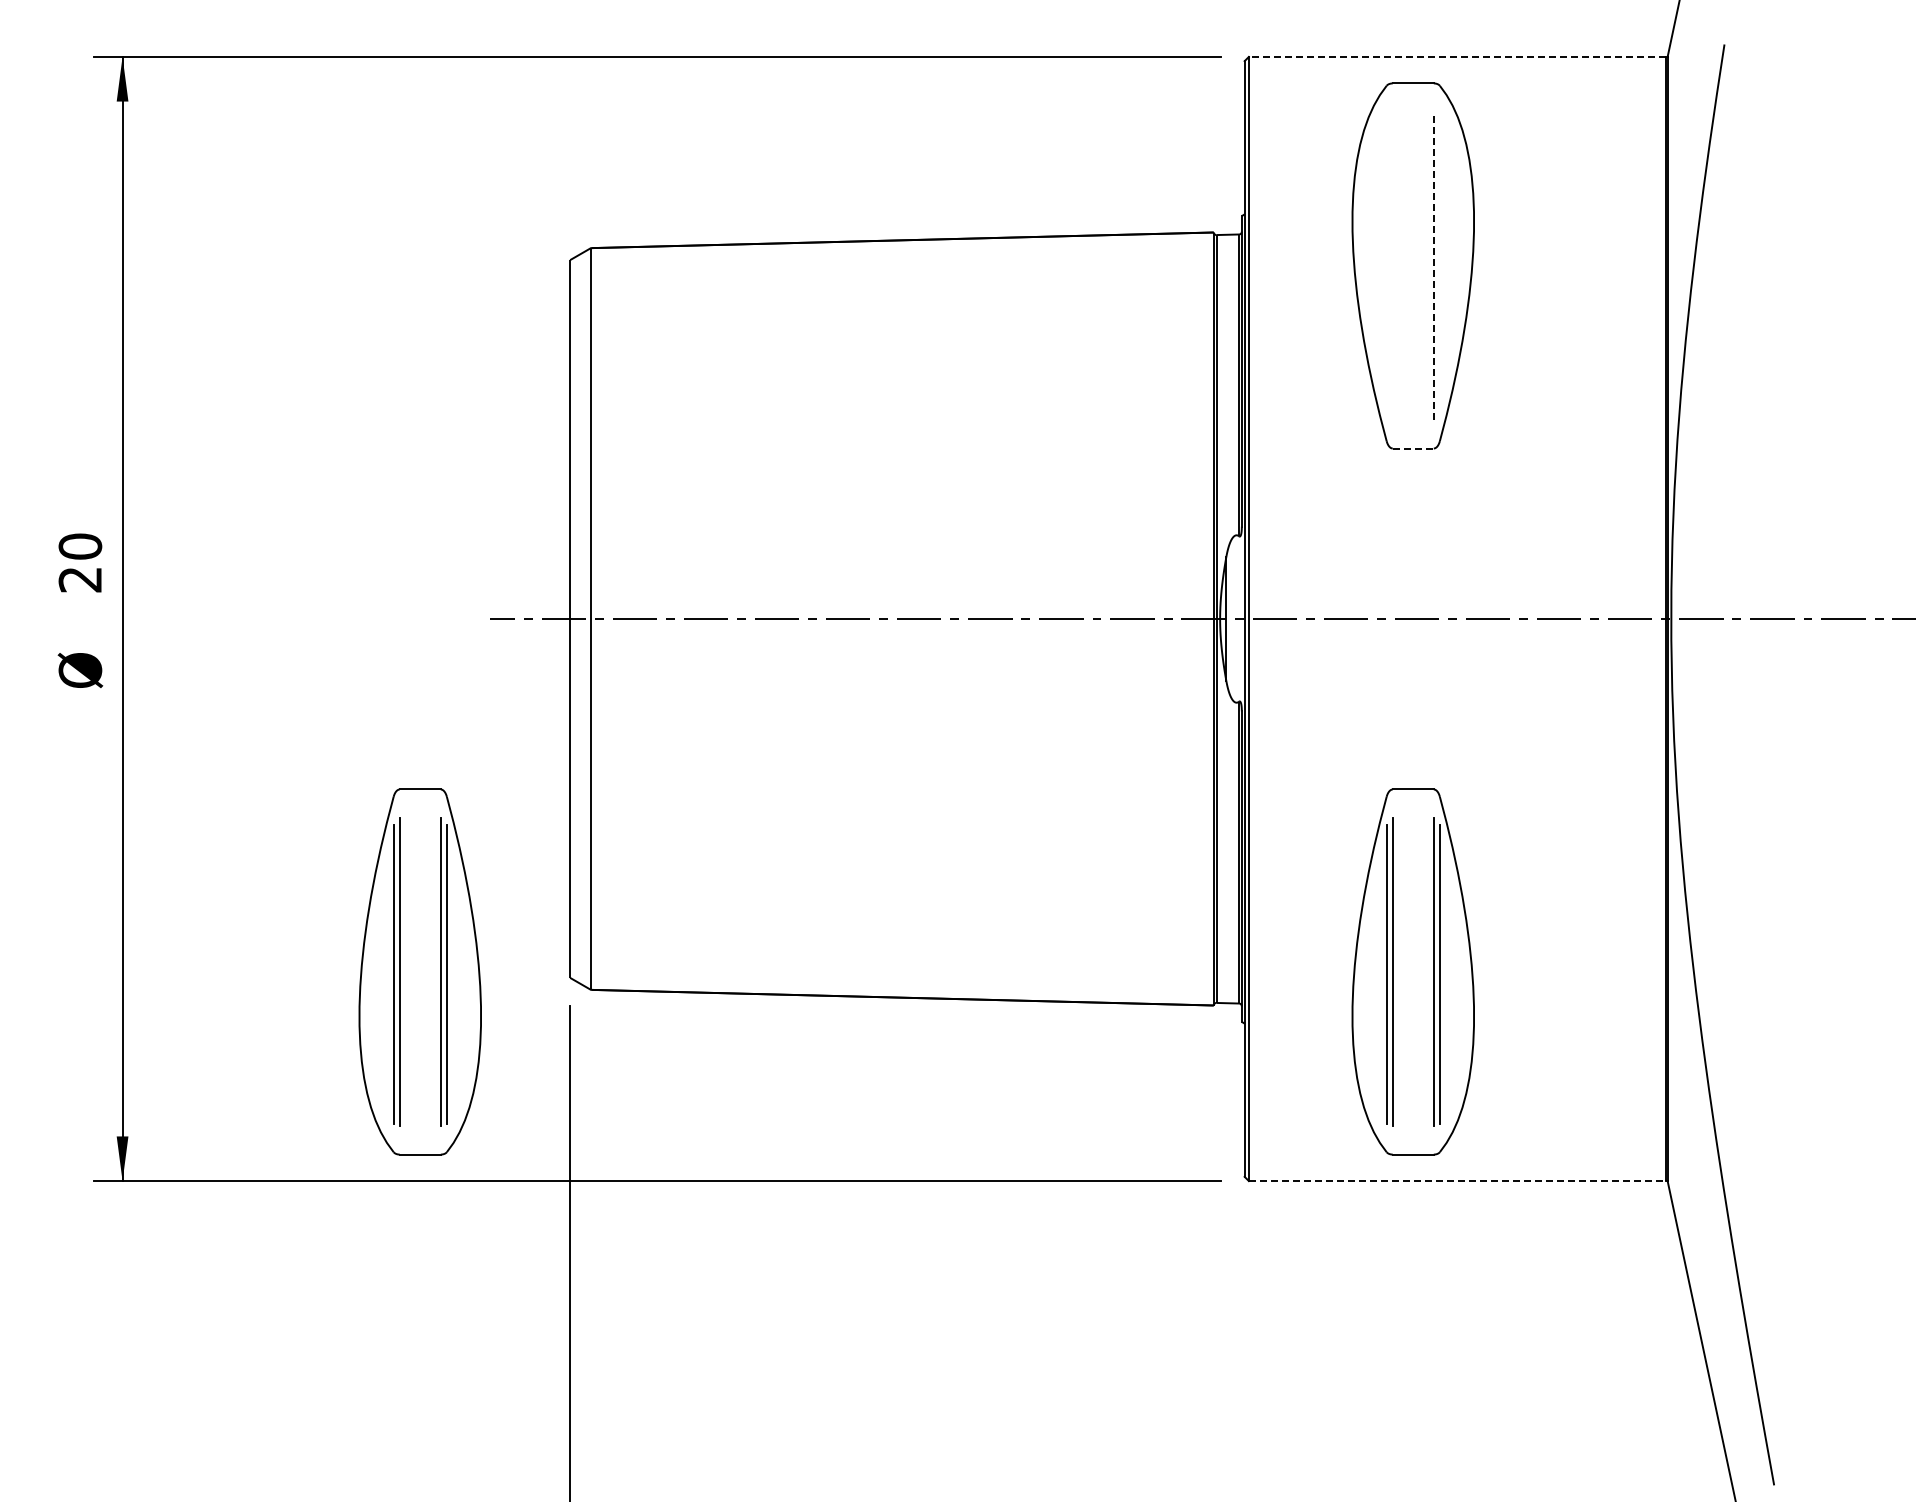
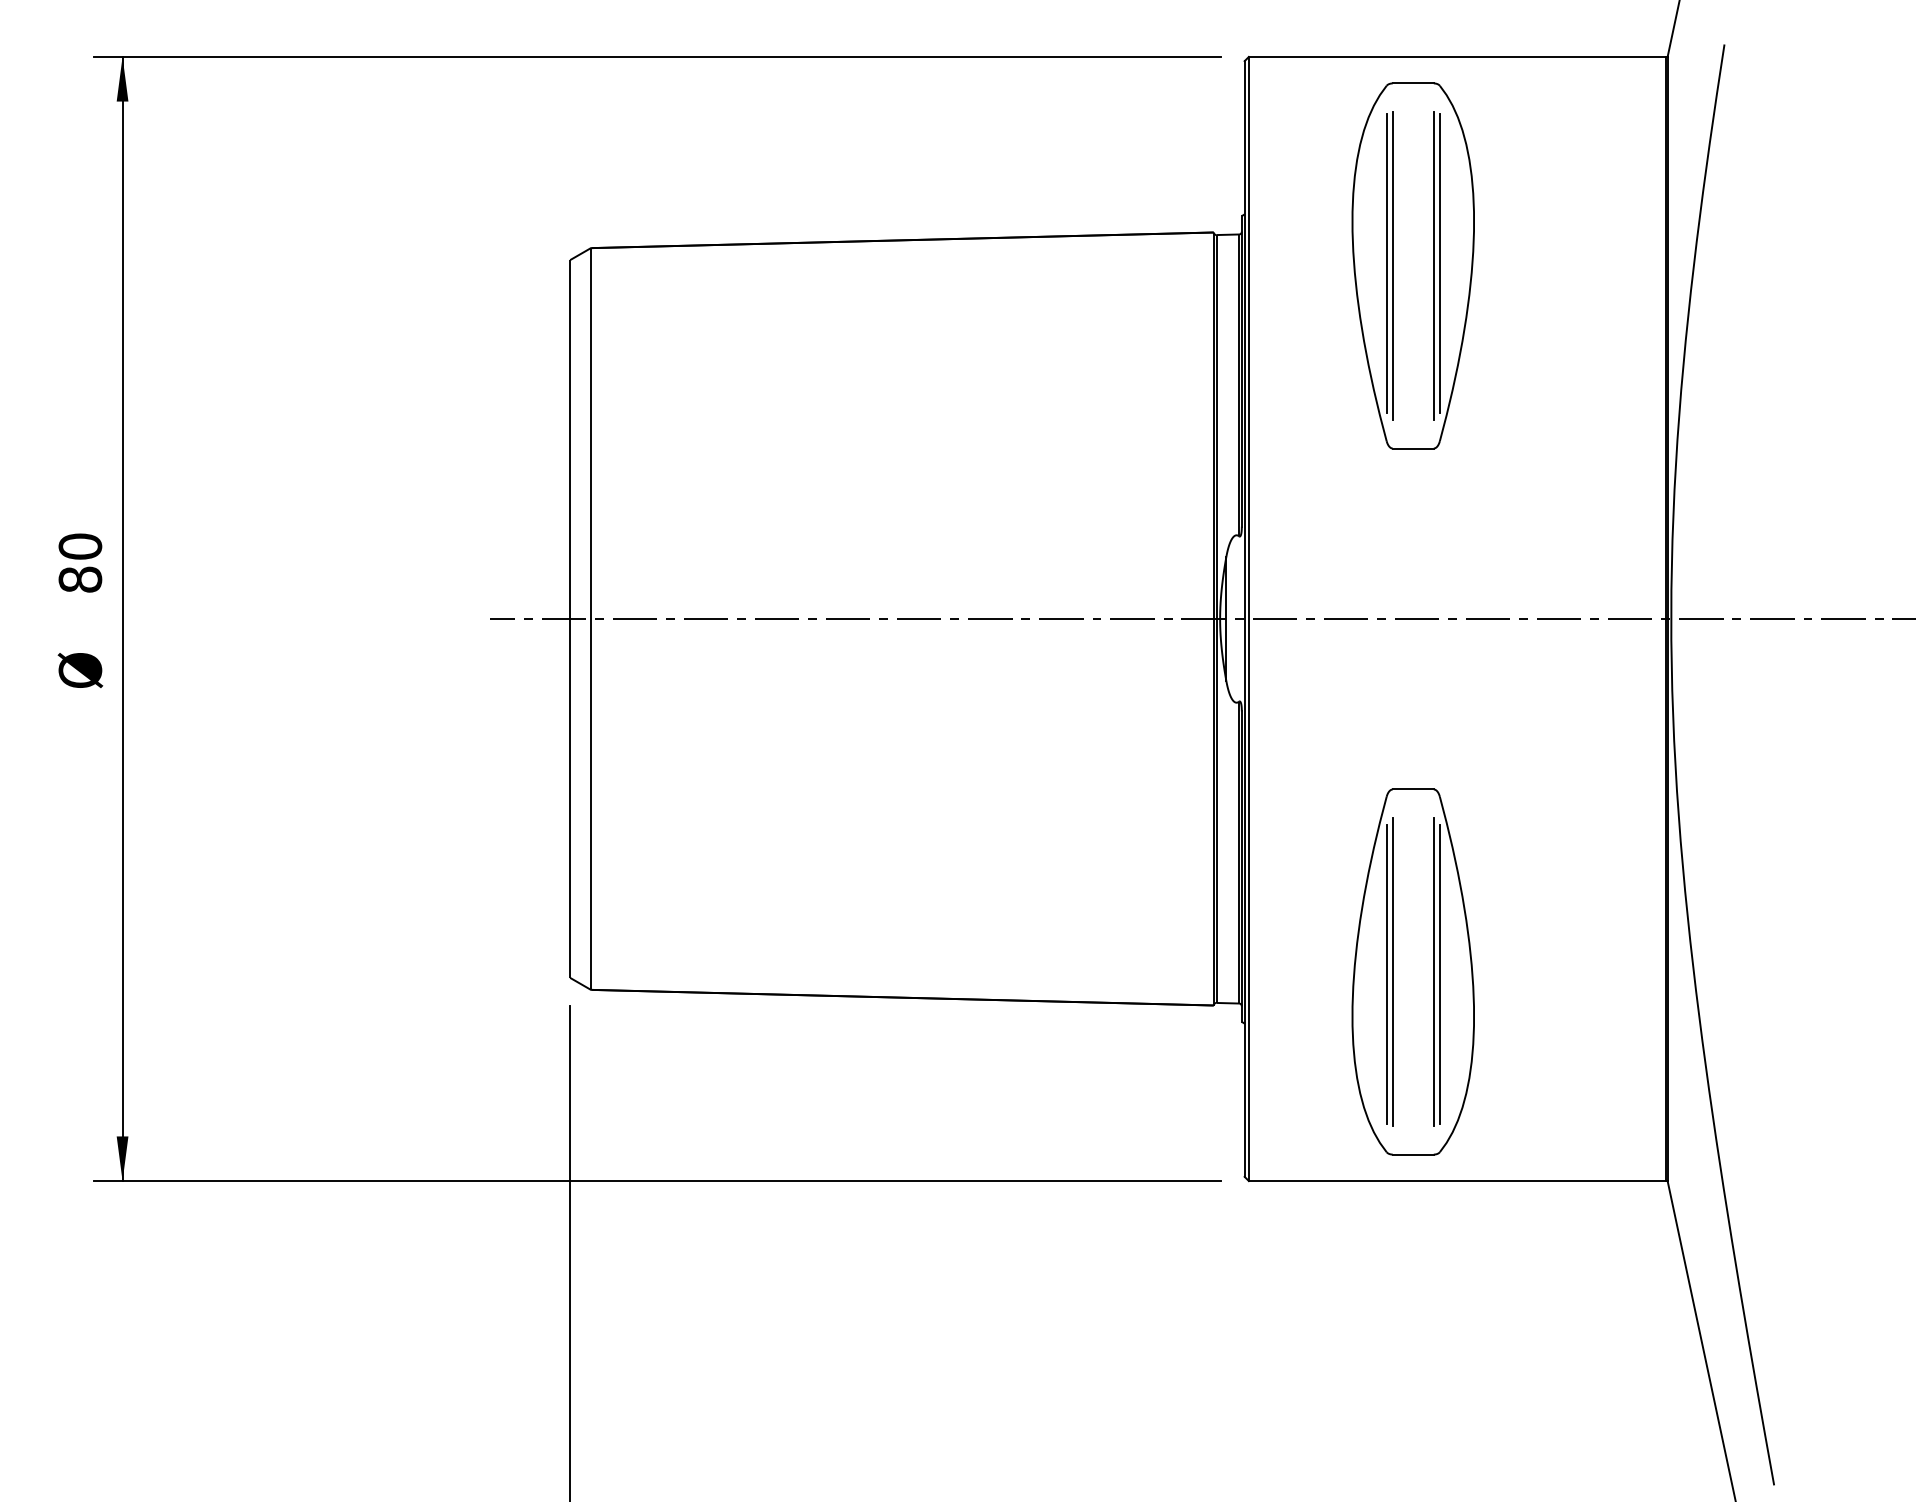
line: dashed -> solid (1457, 56)
line: none -> present (1386, 263)
line: none -> present (1439, 263)
line: none -> present (1392, 265)
line: dashed -> solid (1433, 265)
line: dashed -> solid (1413, 448)
text: 20 -> 80 (80, 579)
part: present -> none (419, 971)
line: dashed -> solid (1457, 1181)
